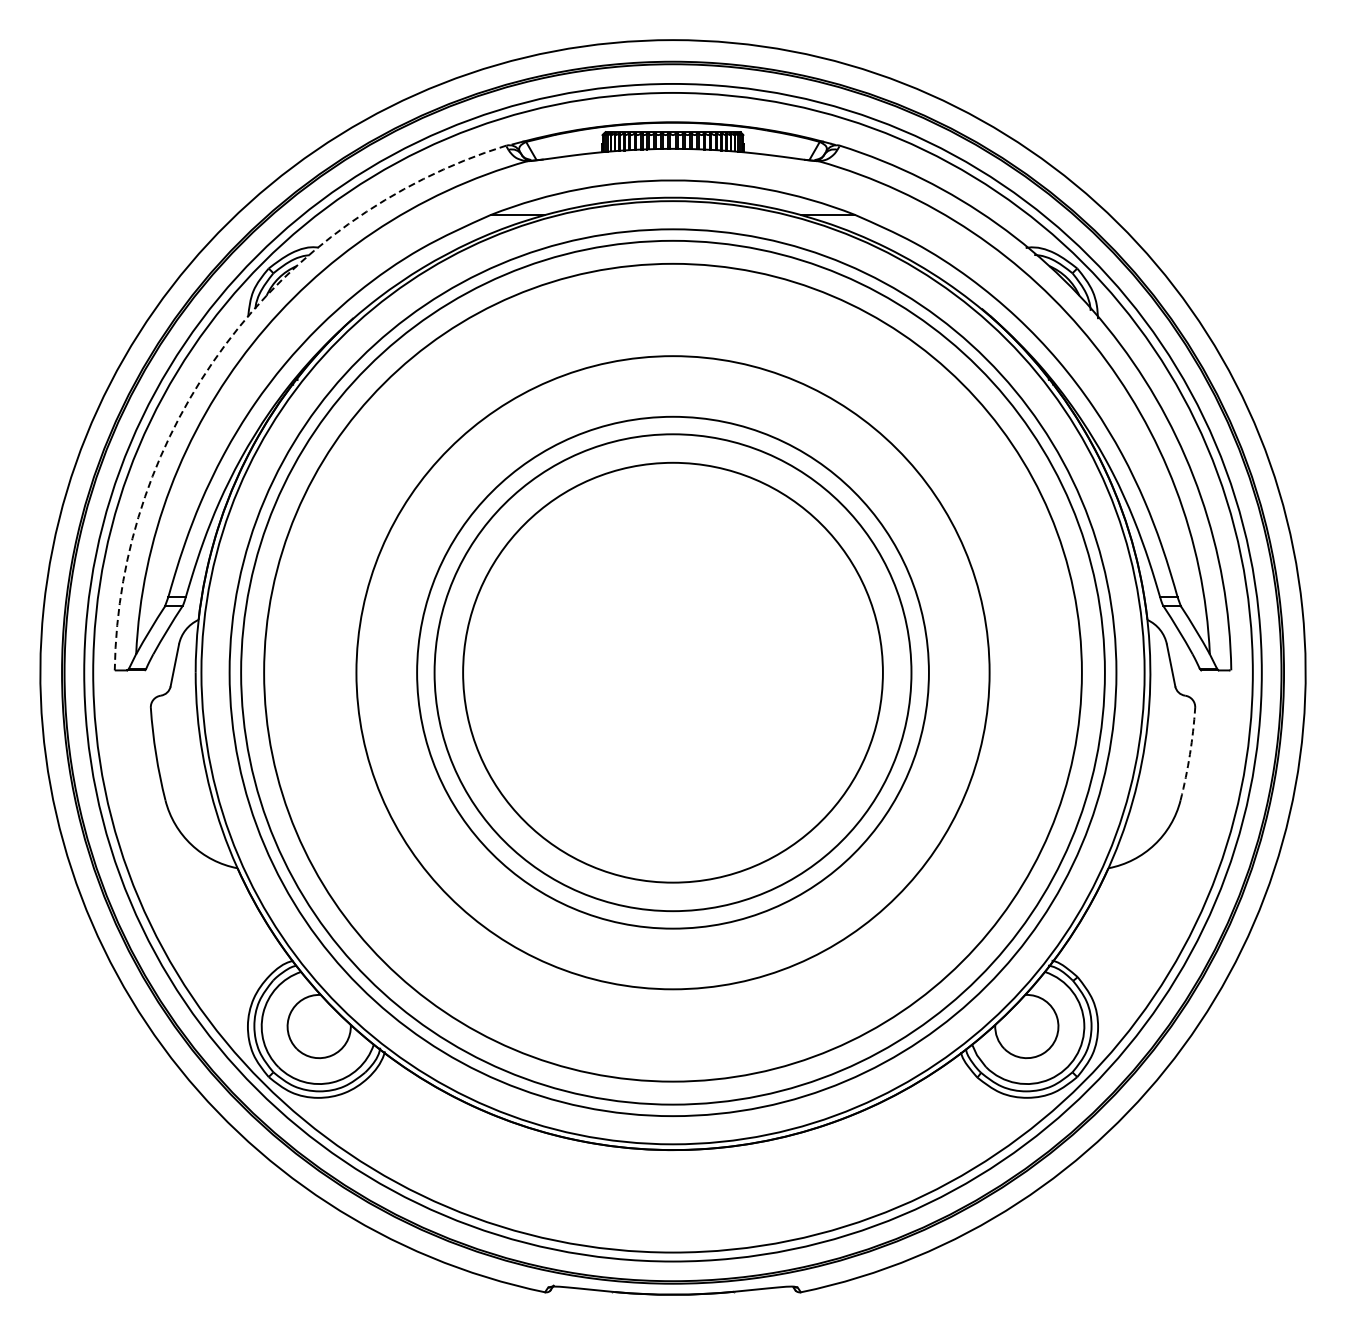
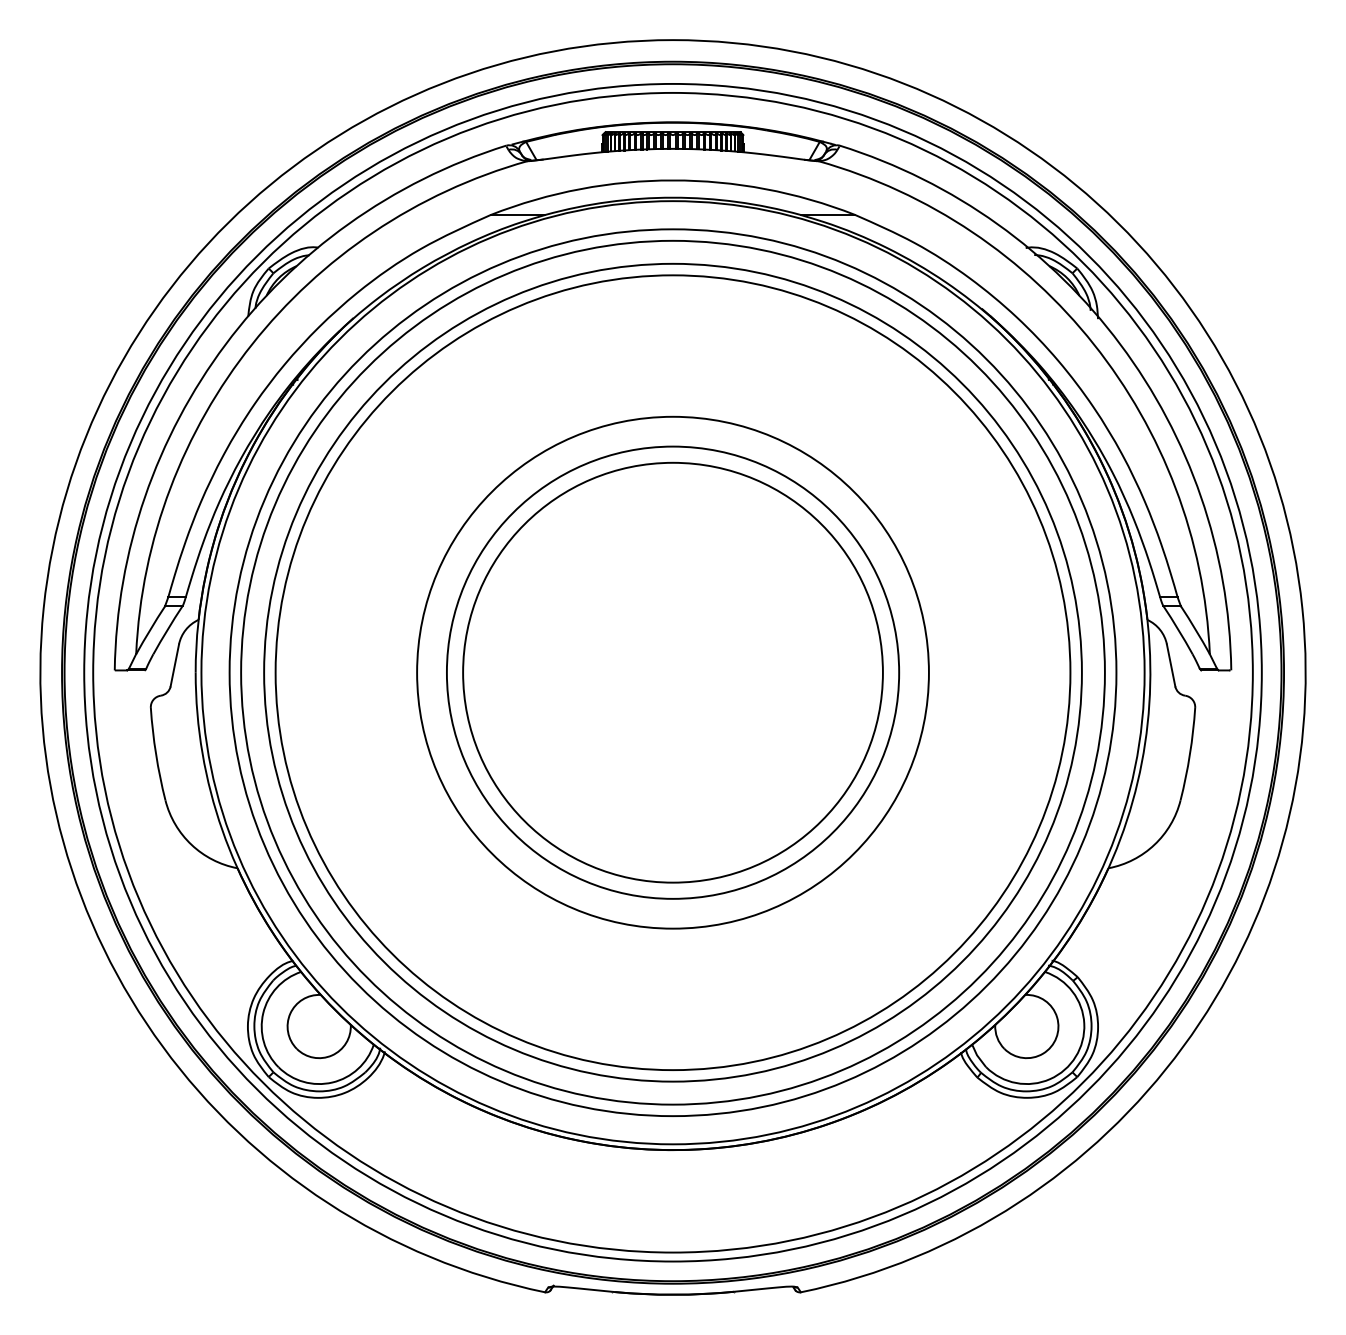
arc: dashed -> solid (225, 344)
circle diameter: 477 px -> 795 px (672, 672)
circle diameter: 633 px -> 452 px (672, 672)
arc: dashed -> solid (1189, 754)
